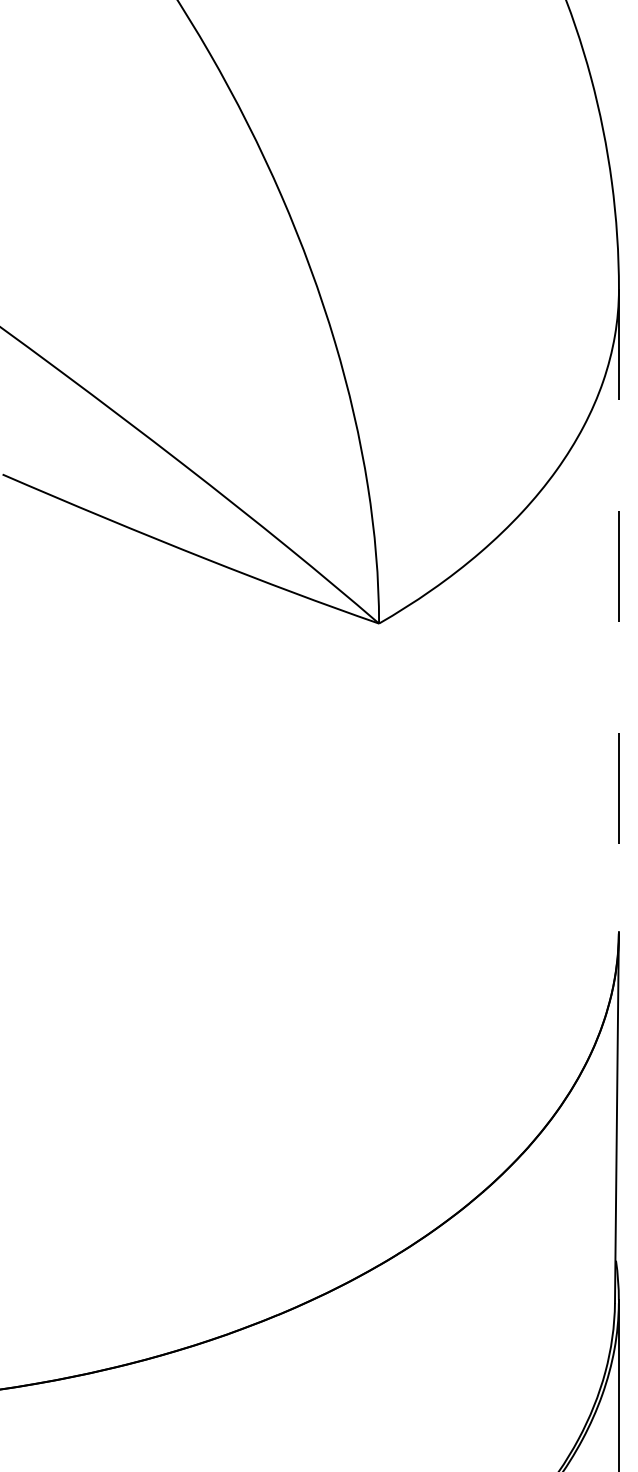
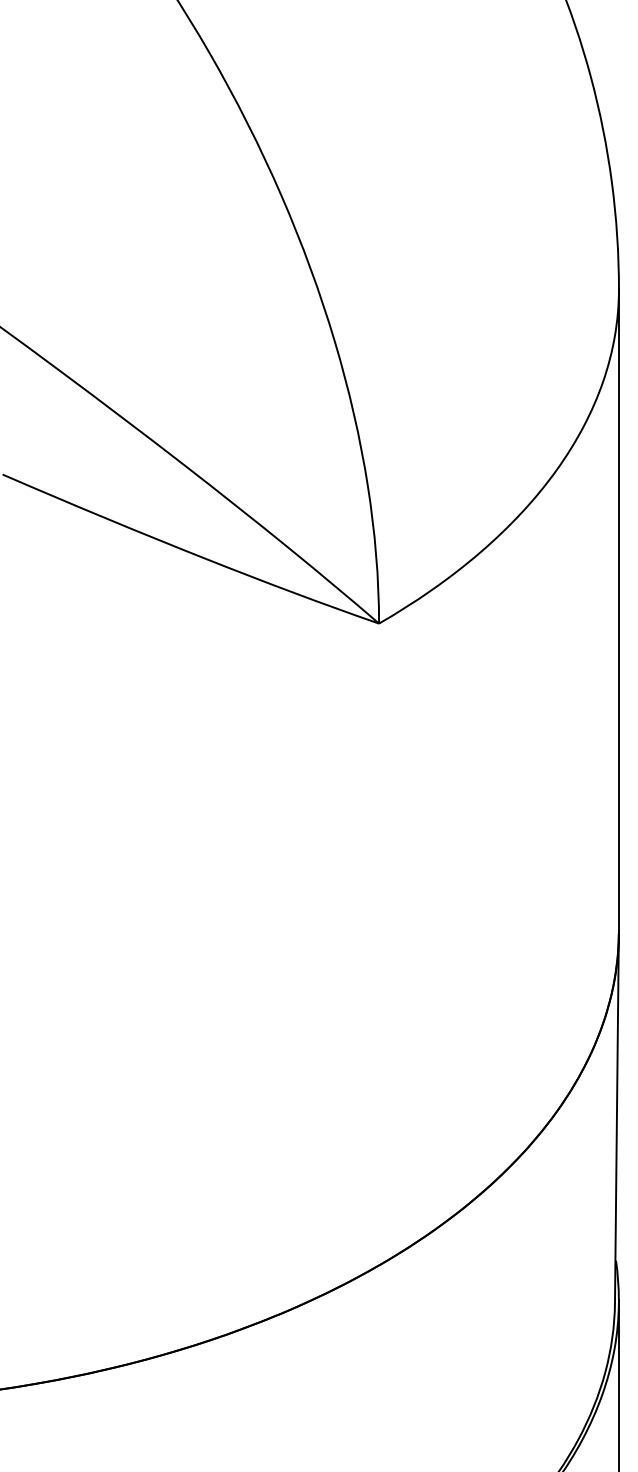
line: dashed -> solid (618, 610)
